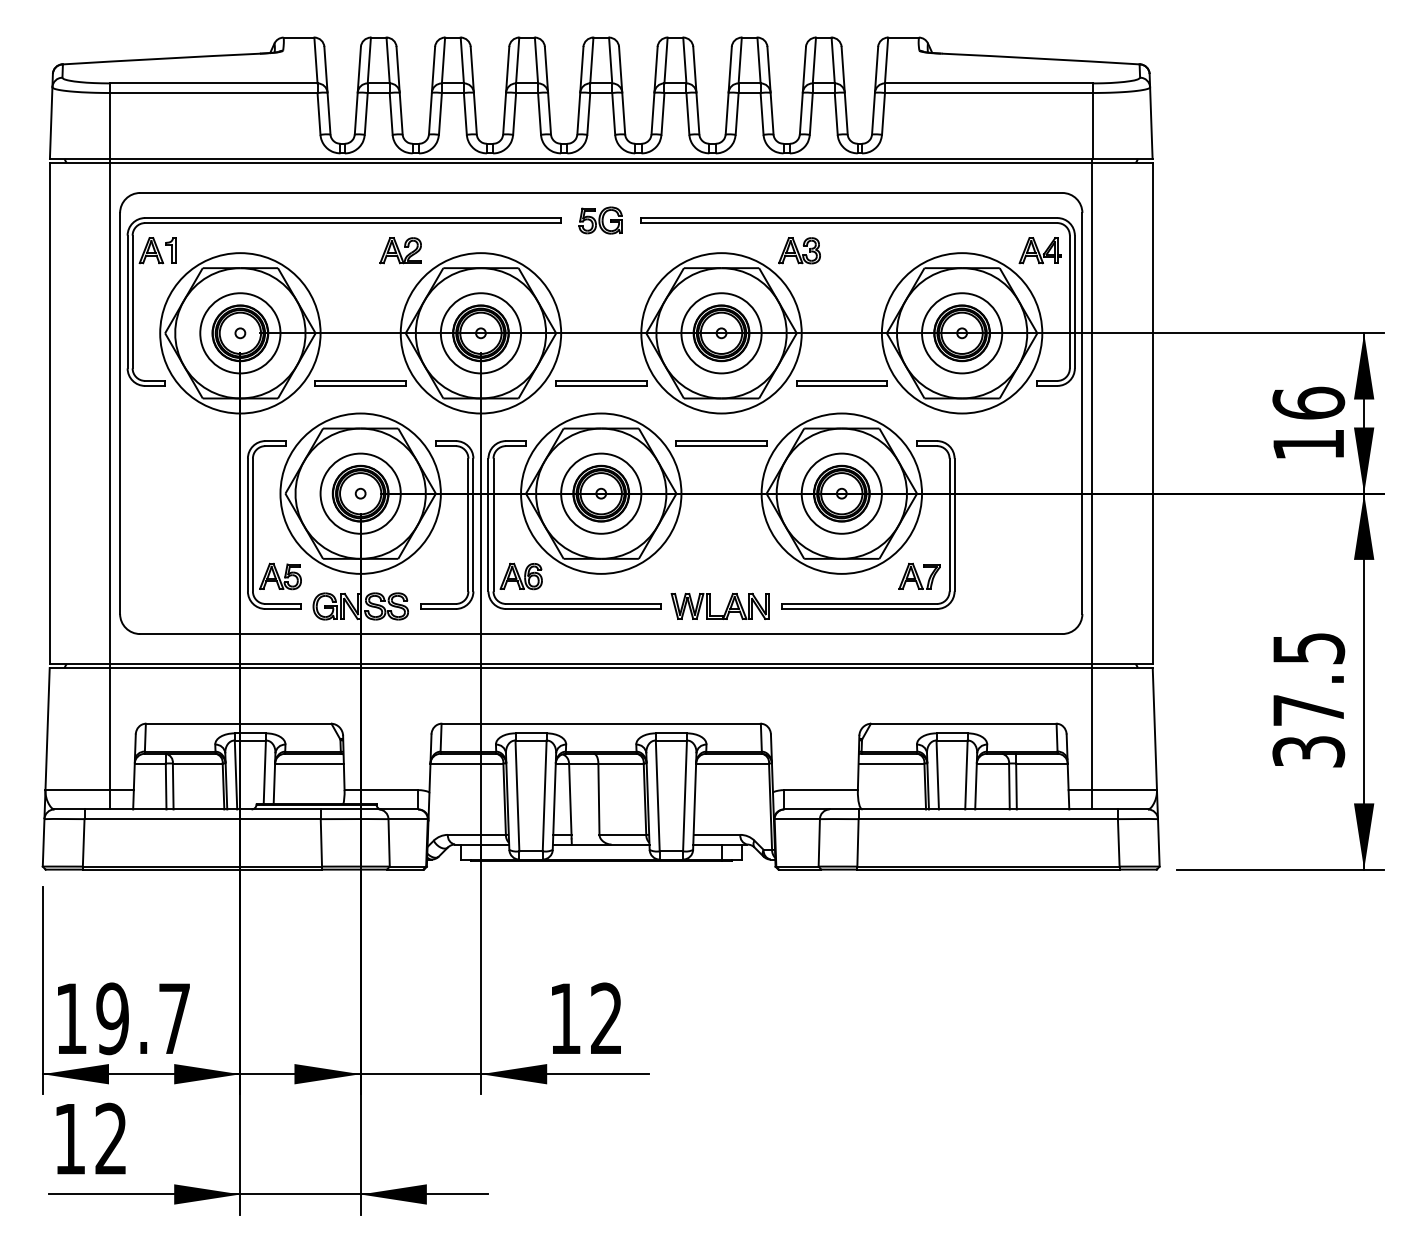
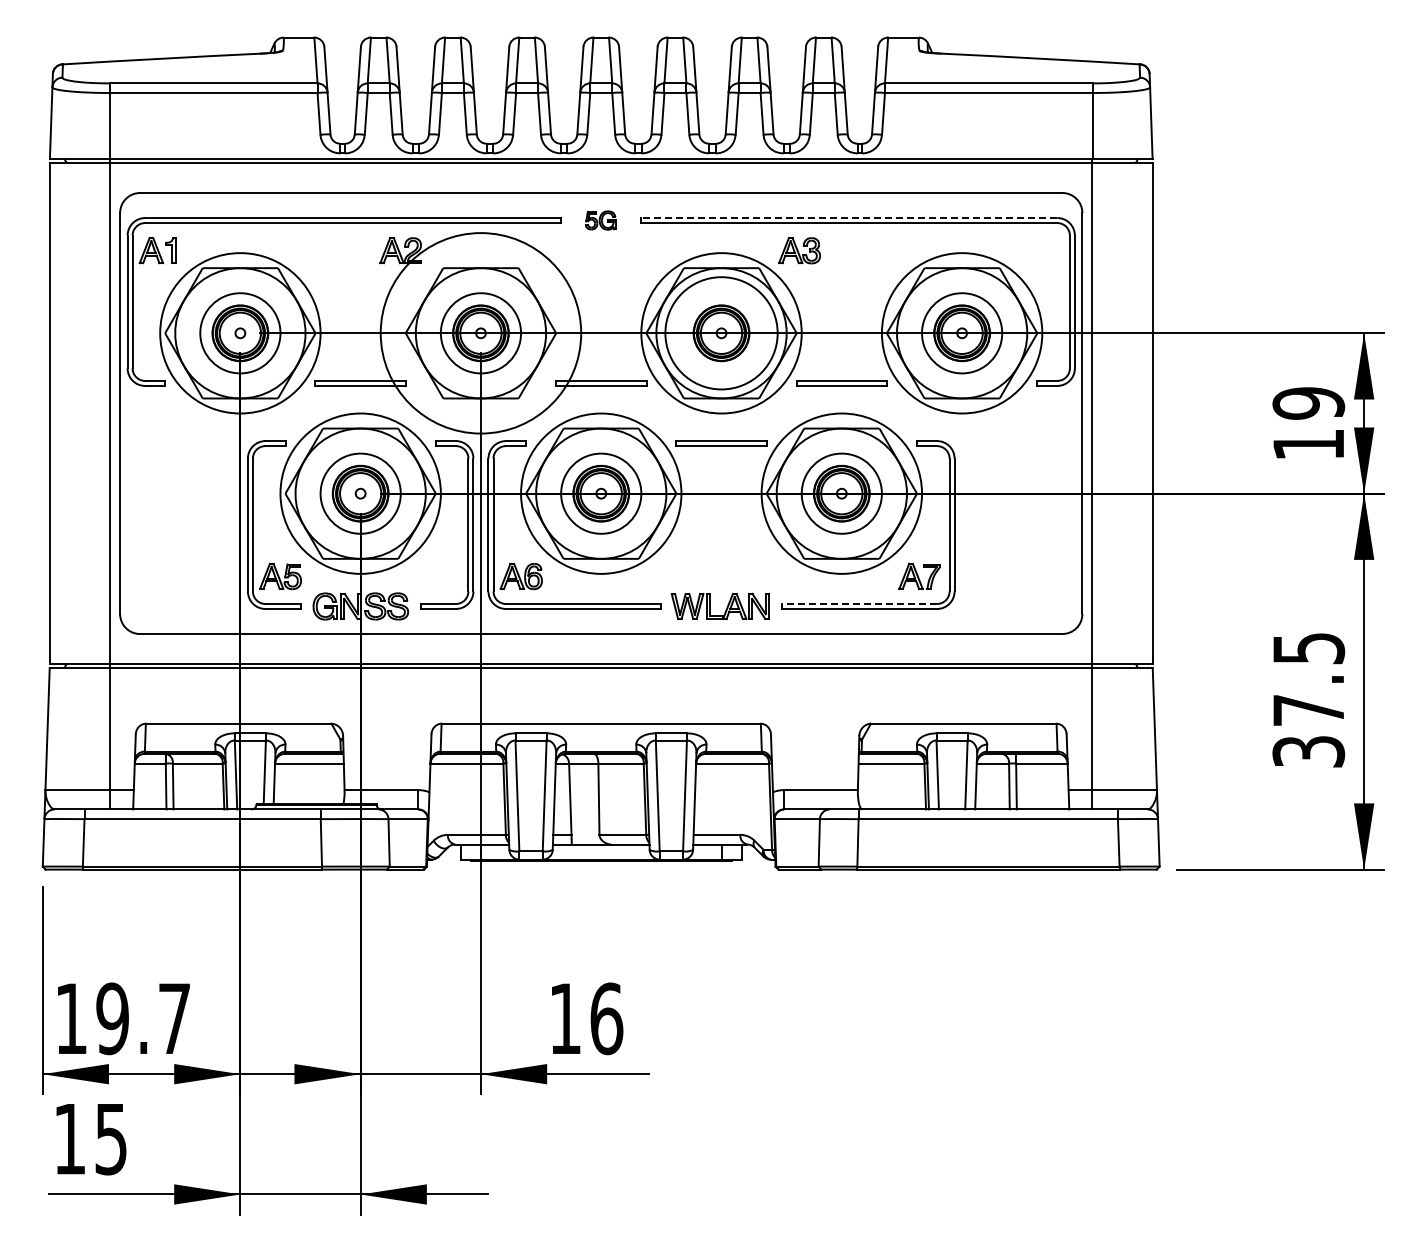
line: solid -> dashed (849, 218)
part size: 45x29 px -> 32x21 px (600, 220)
part: present -> none (1039, 250)
circle diameter: 160 px -> 200 px (480, 333)
circle diameter: 80 px -> 112 px (721, 333)
text: 16 -> 19 (1308, 402)
line: solid -> dashed (859, 603)
text: 12 -> 16 (606, 1018)
text: 12 -> 15 (110, 1138)
